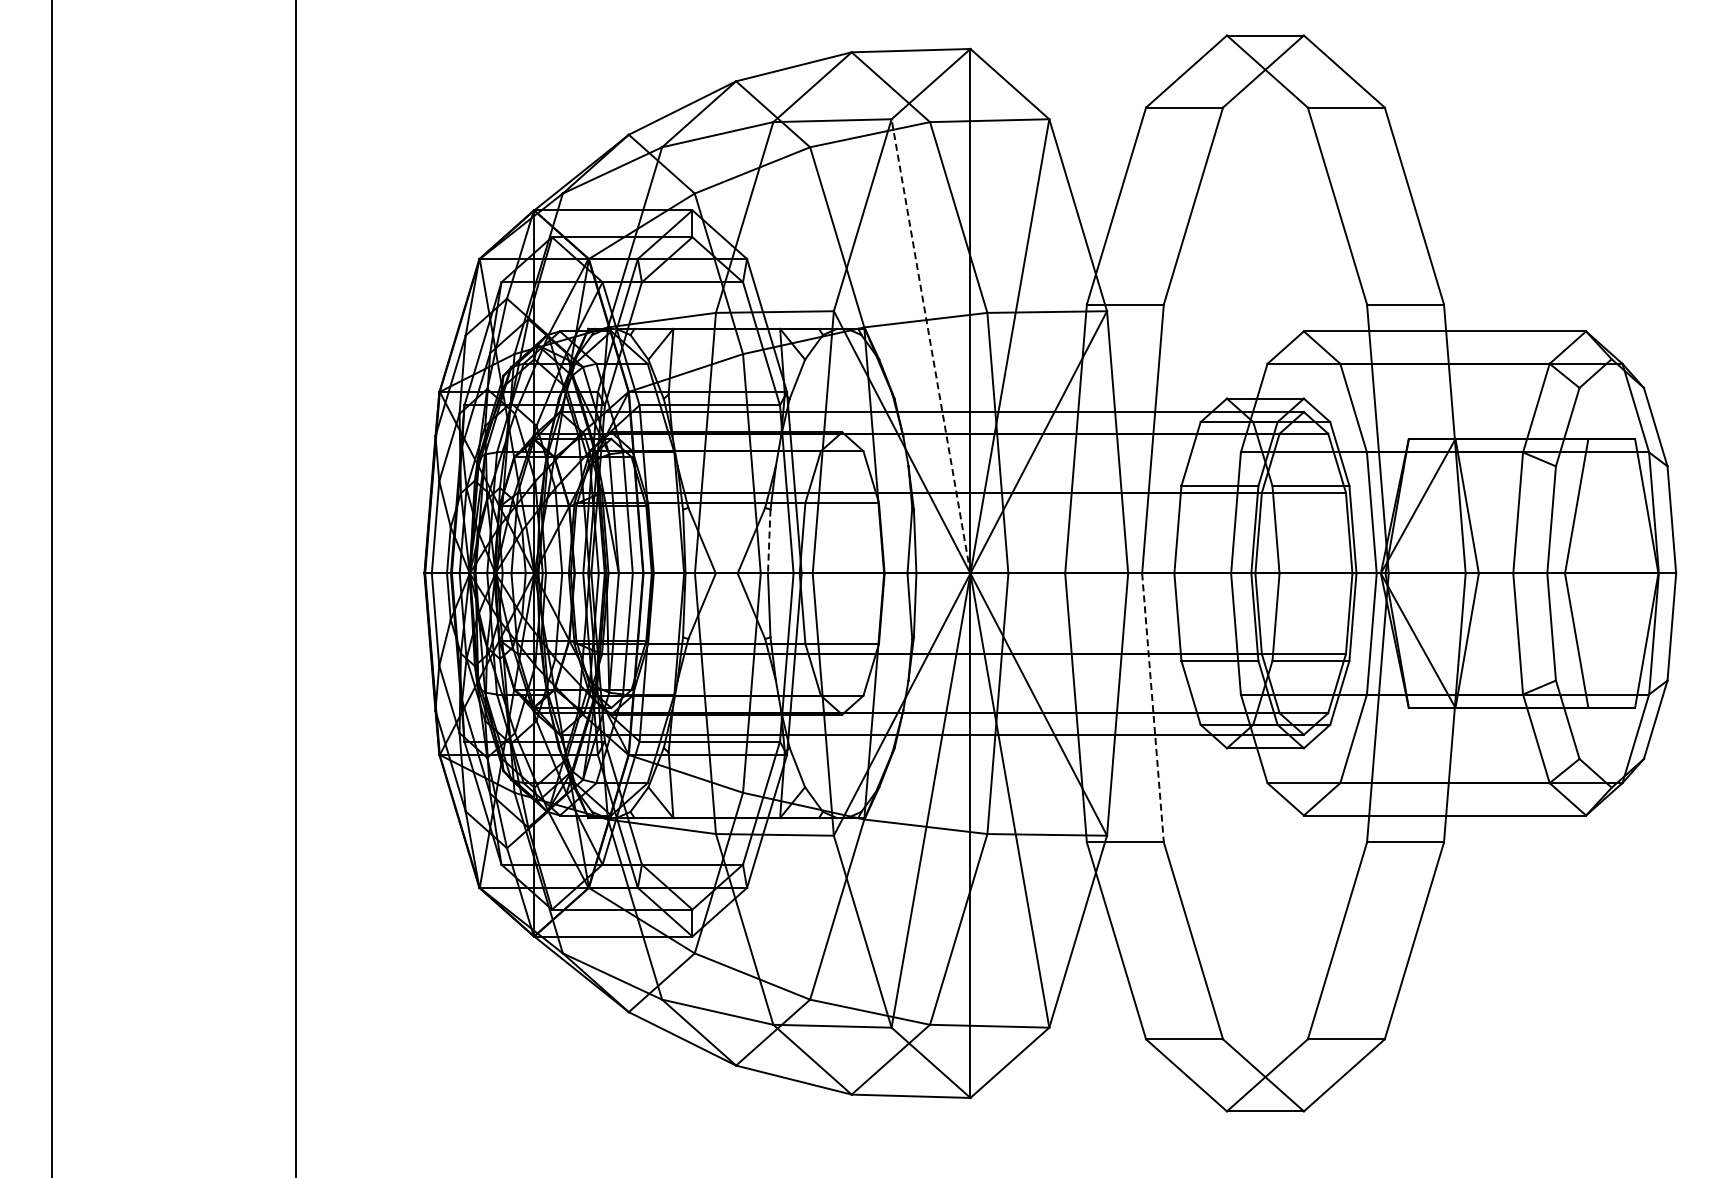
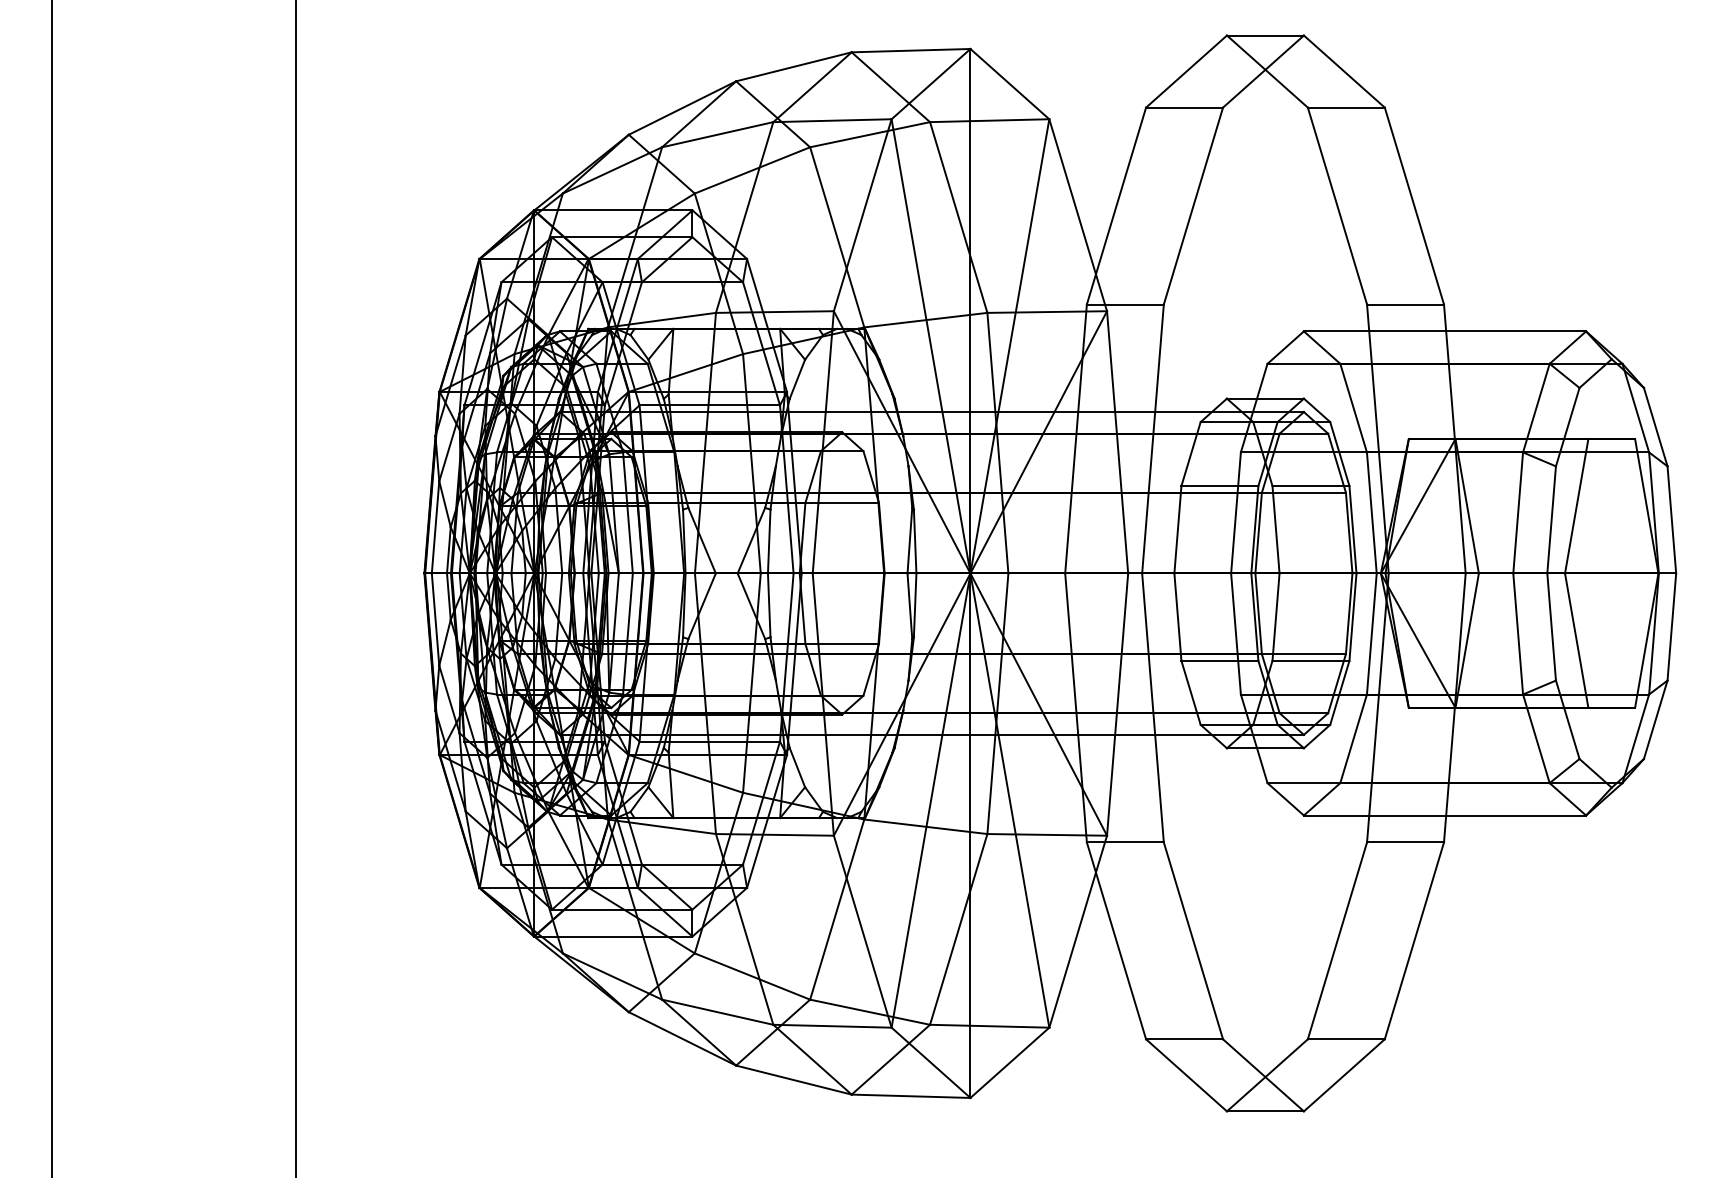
line: dashed -> solid (931, 346)
line: dashed -> solid (769, 541)
line: dashed -> solid (1153, 707)
